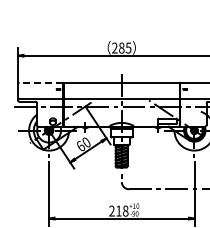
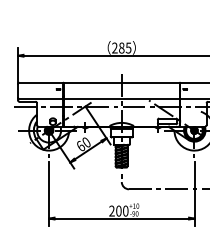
line: dashed -> solid (41, 82)
text: 218 -> 200 (122, 210)
